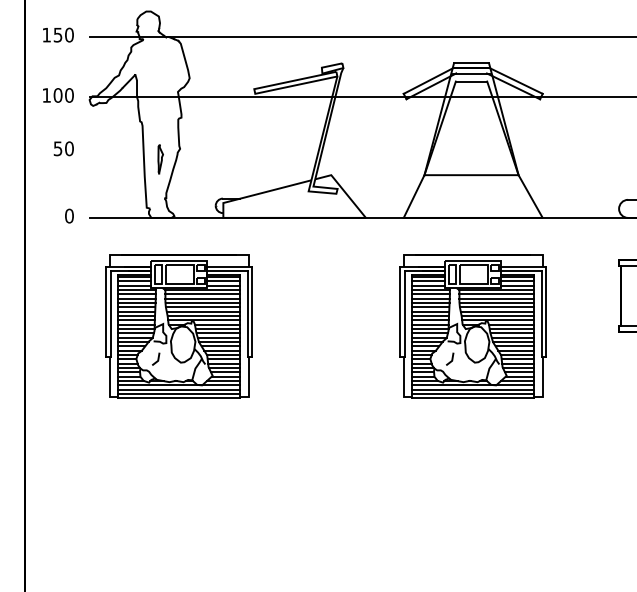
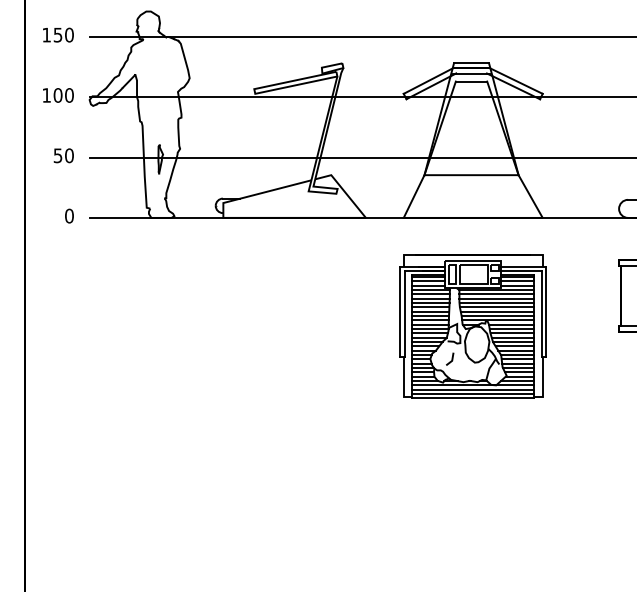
text position: (63, 148) -> (63, 155) (63, 155)
line: none -> present (361, 157)
part: present -> none (178, 326)
